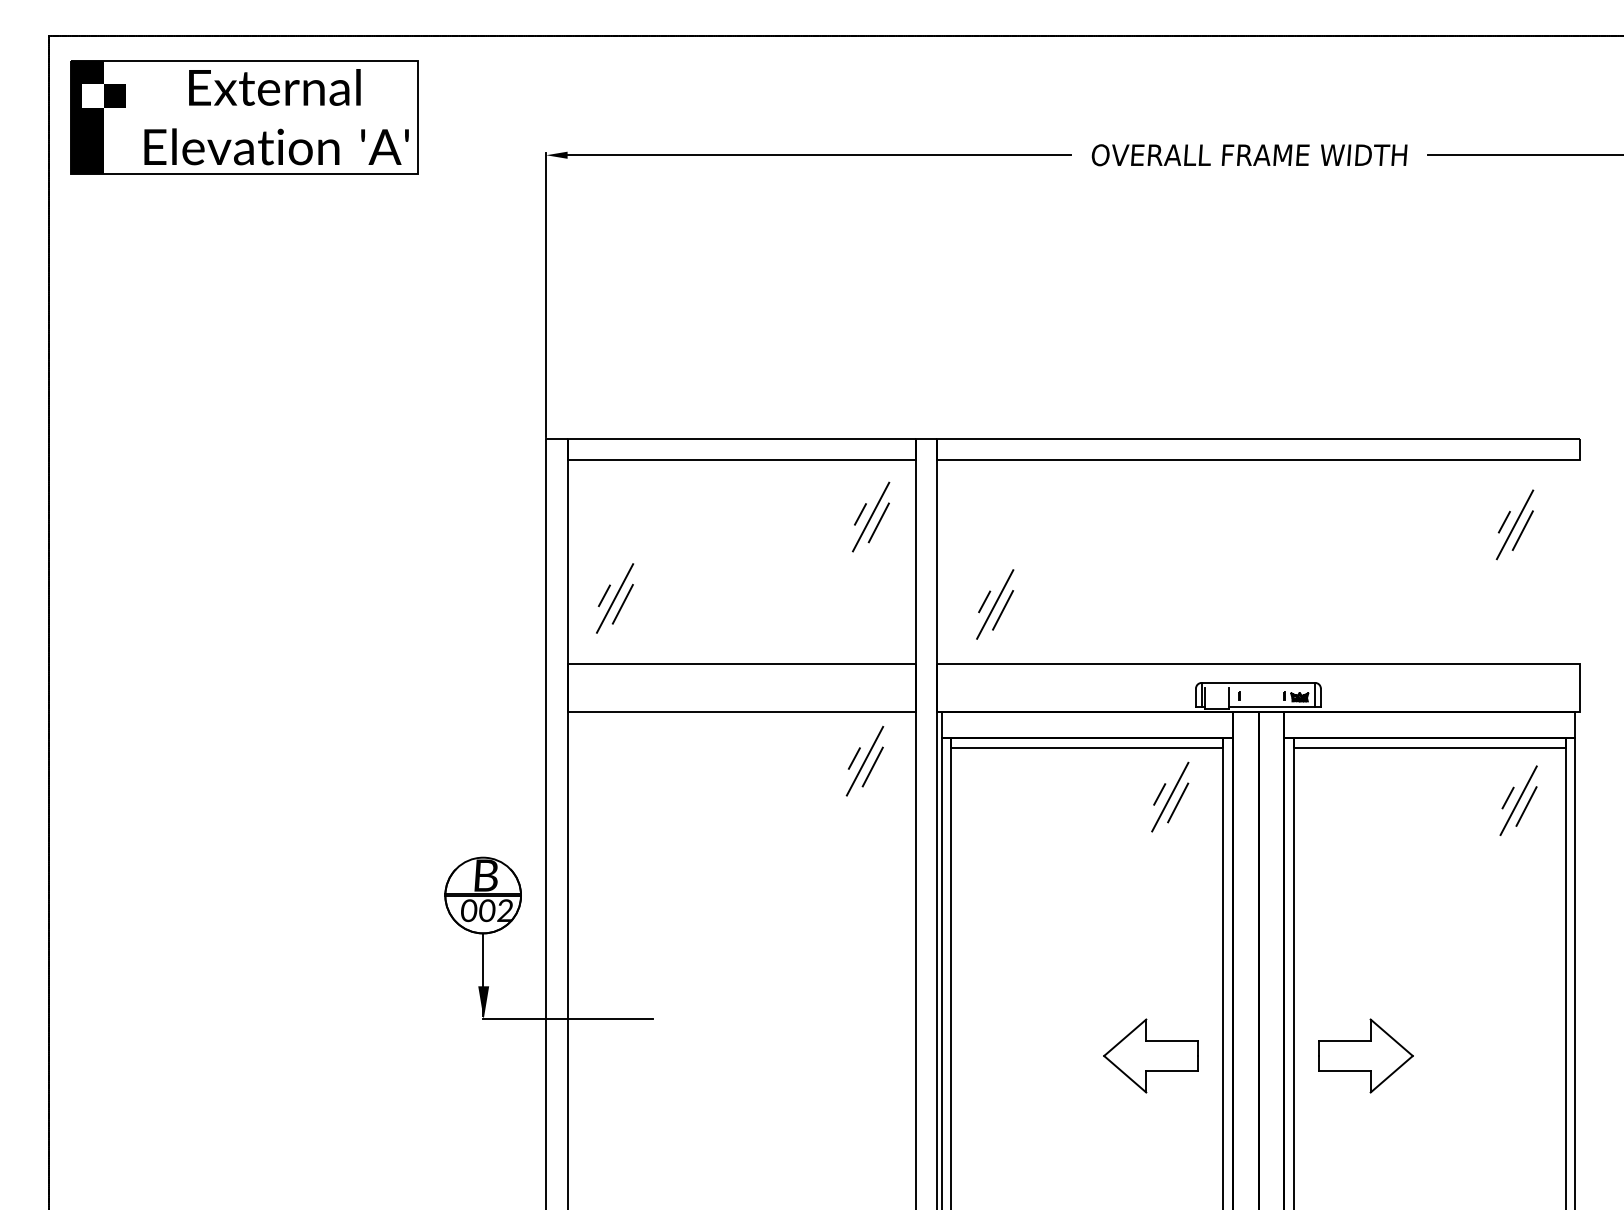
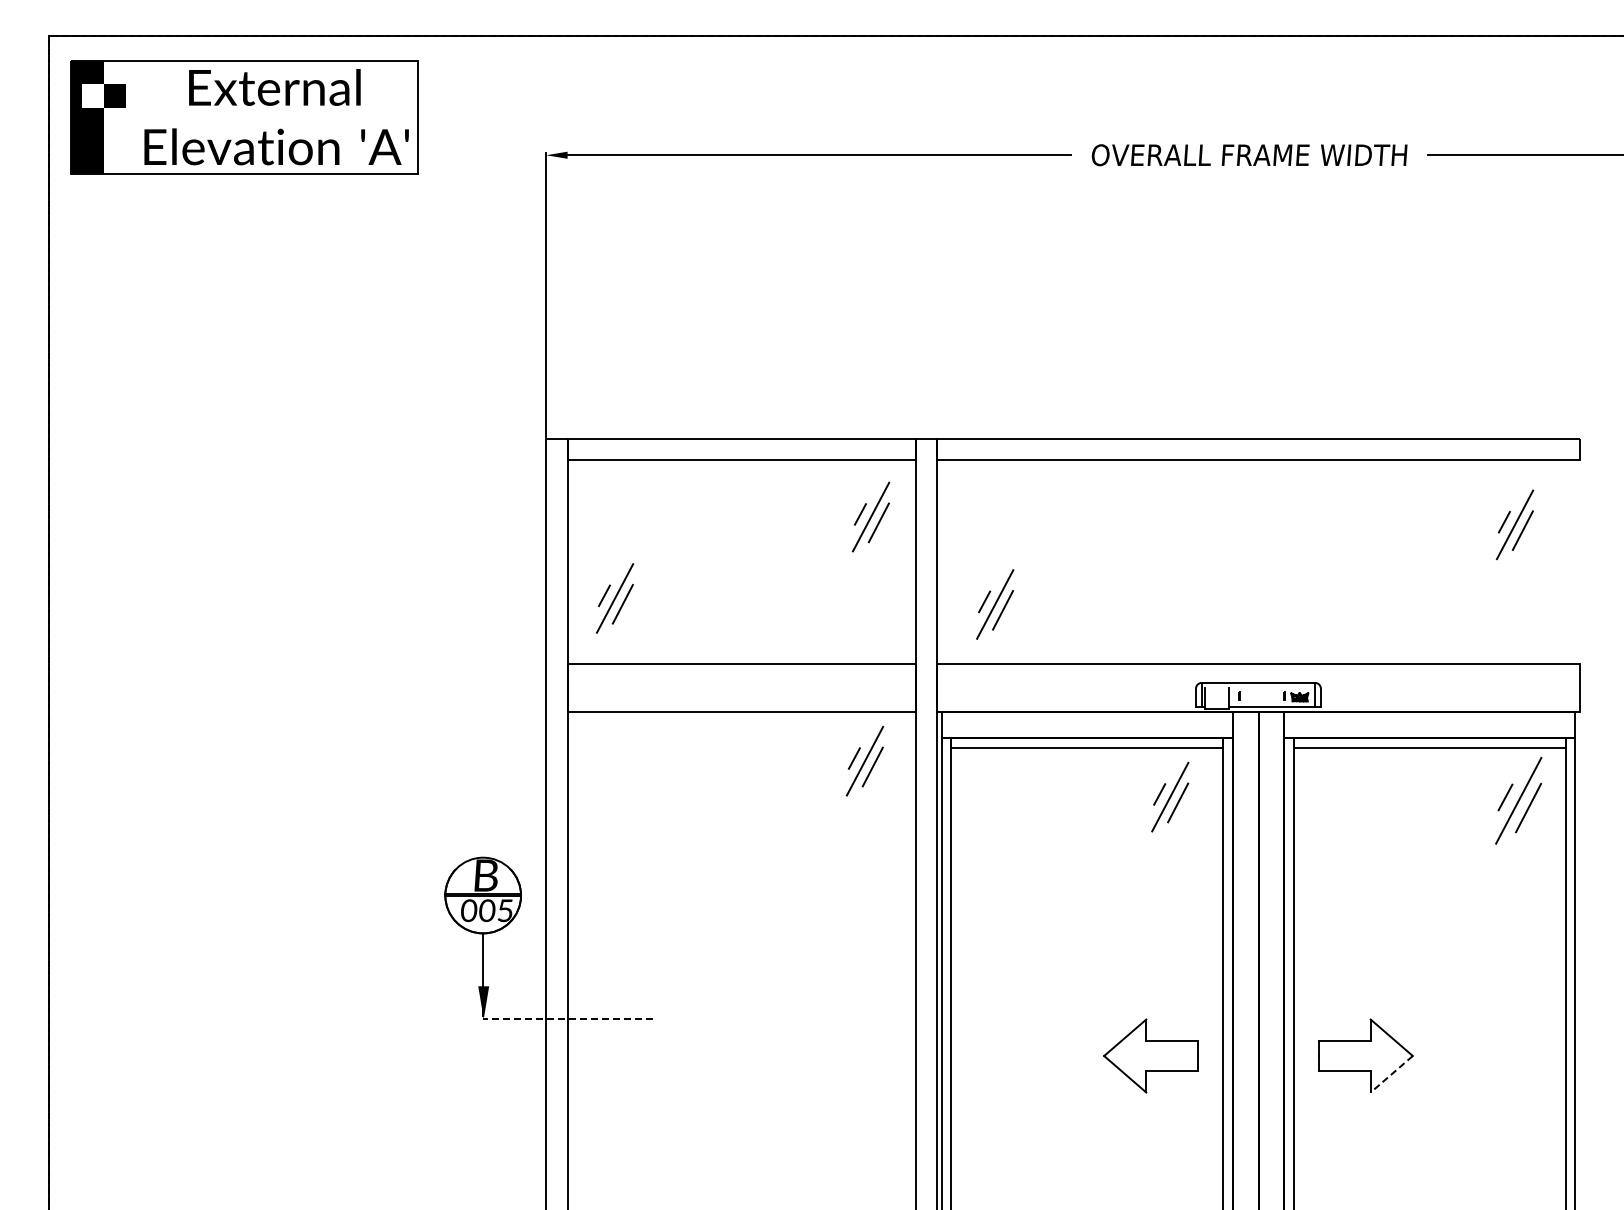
part size: 39x71 px -> 48x88 px (1518, 800)
text: 002 -> 005 (504, 910)
line: solid -> dashed (567, 1018)
line: solid -> dashed (1391, 1074)
